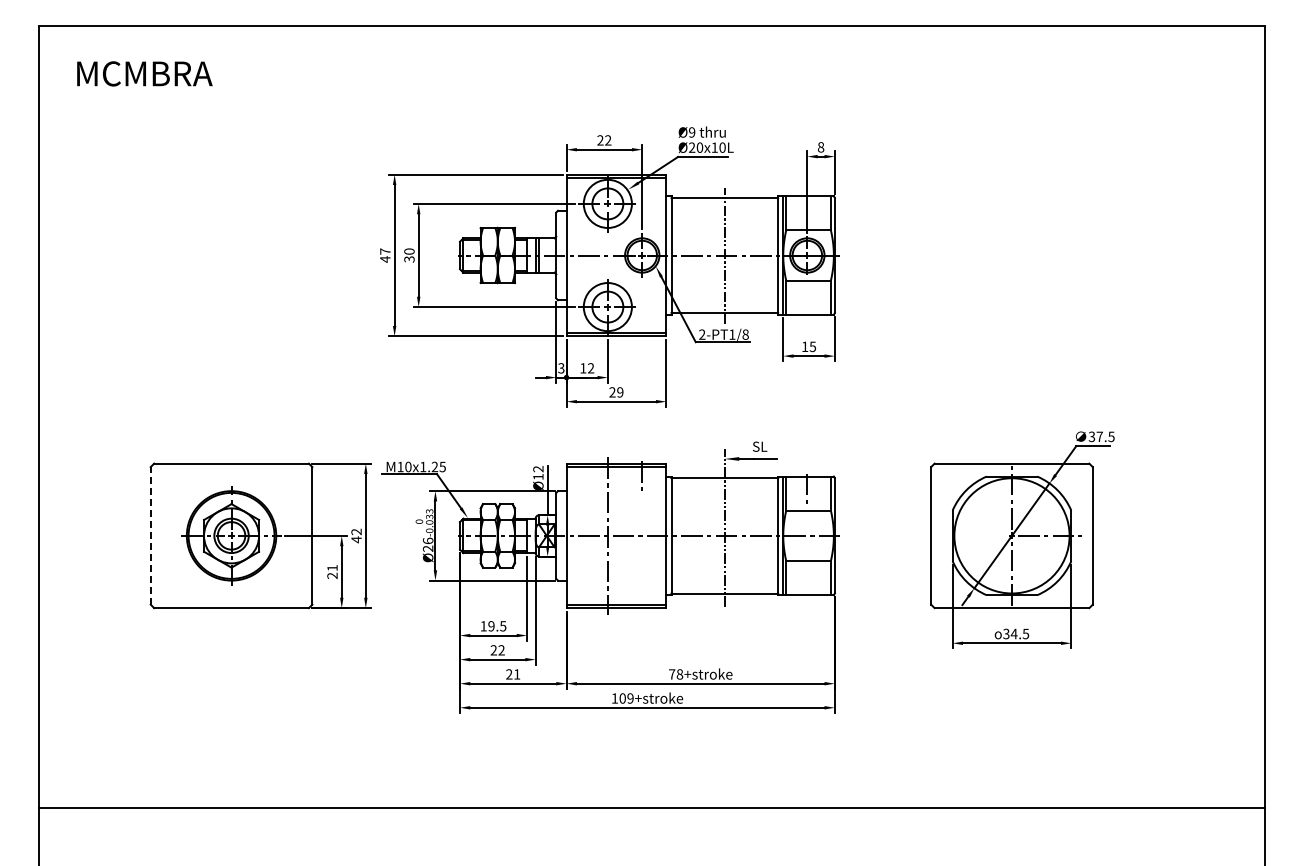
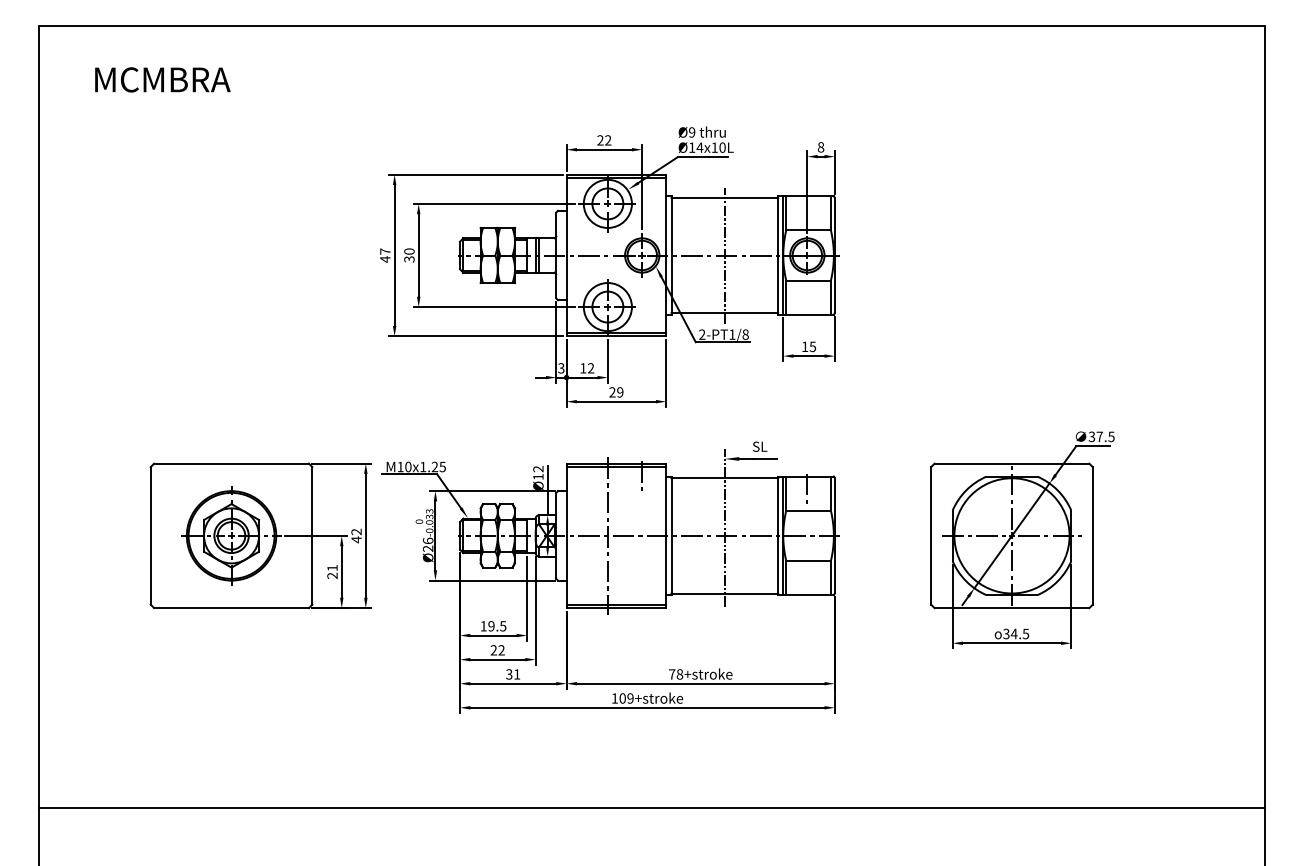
text position: (144, 73) -> (162, 79) (162, 79)
text: Ø20x10L -> Ø14x10L (696, 147)
line: dashed -> solid (150, 535)
line: none -> present (973, 535)
text: 21 -> 31 (509, 674)
